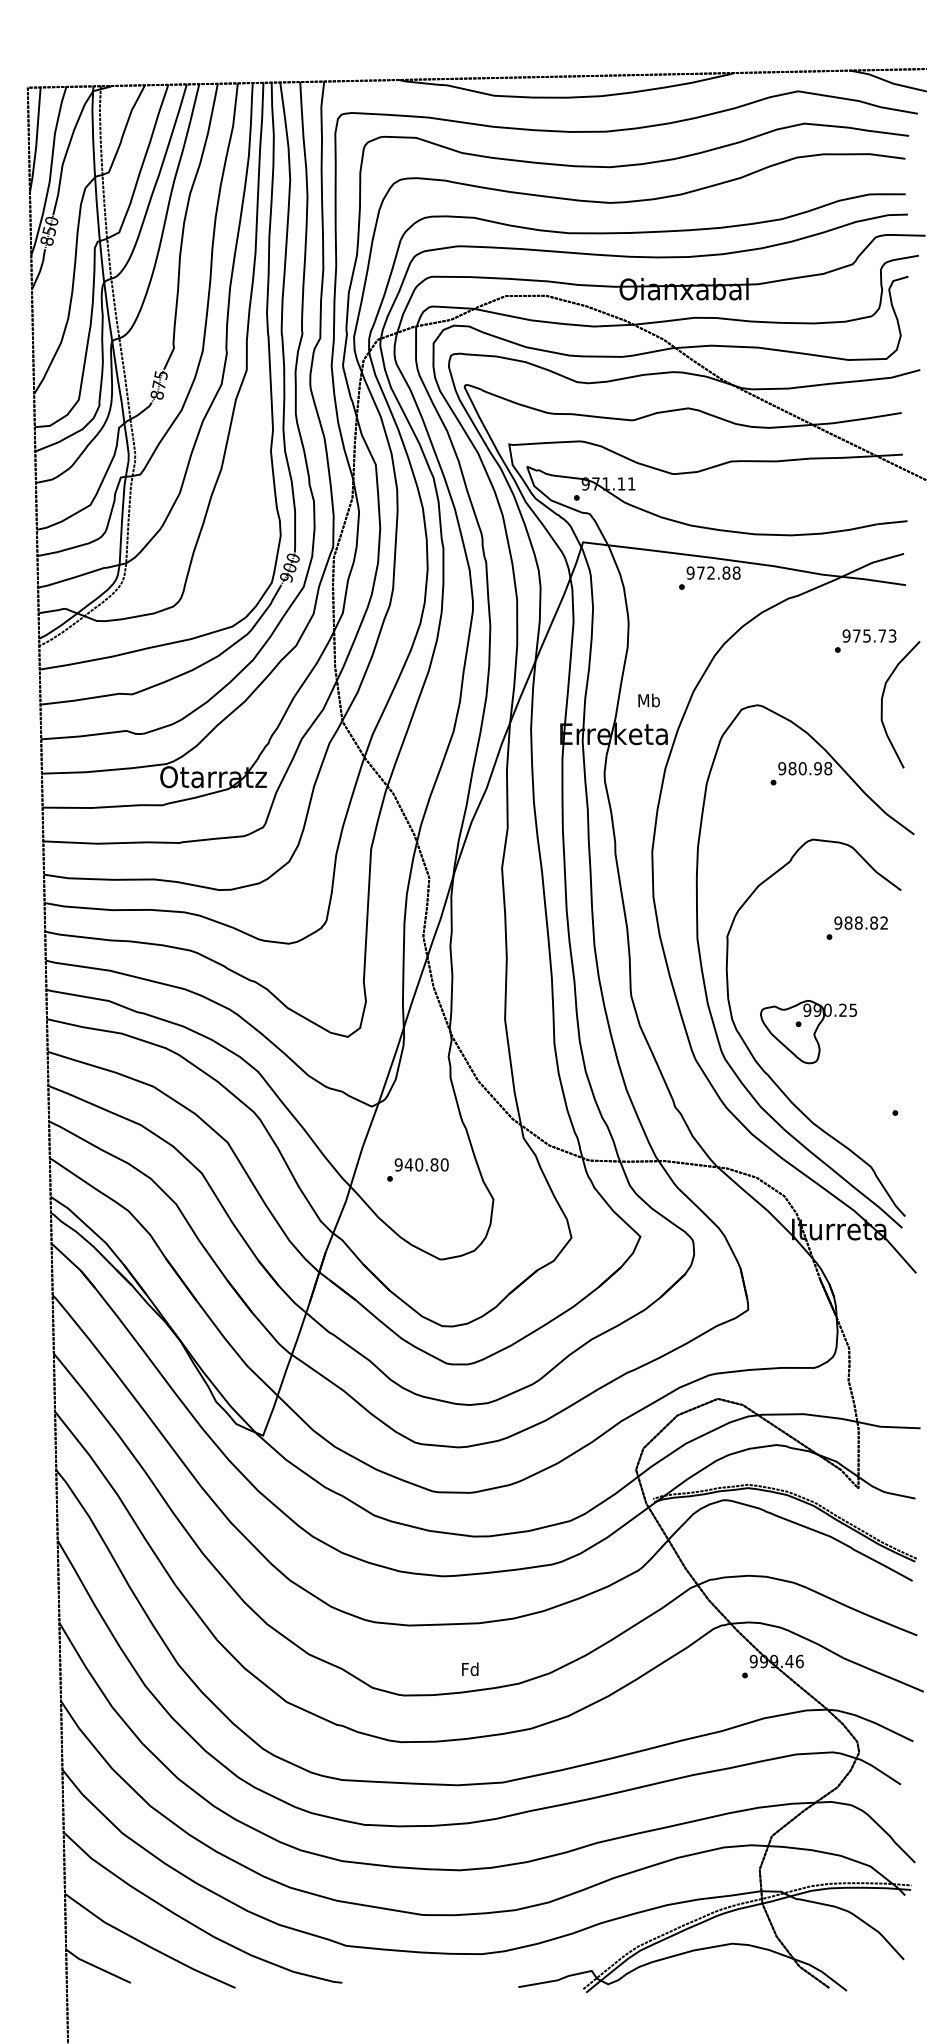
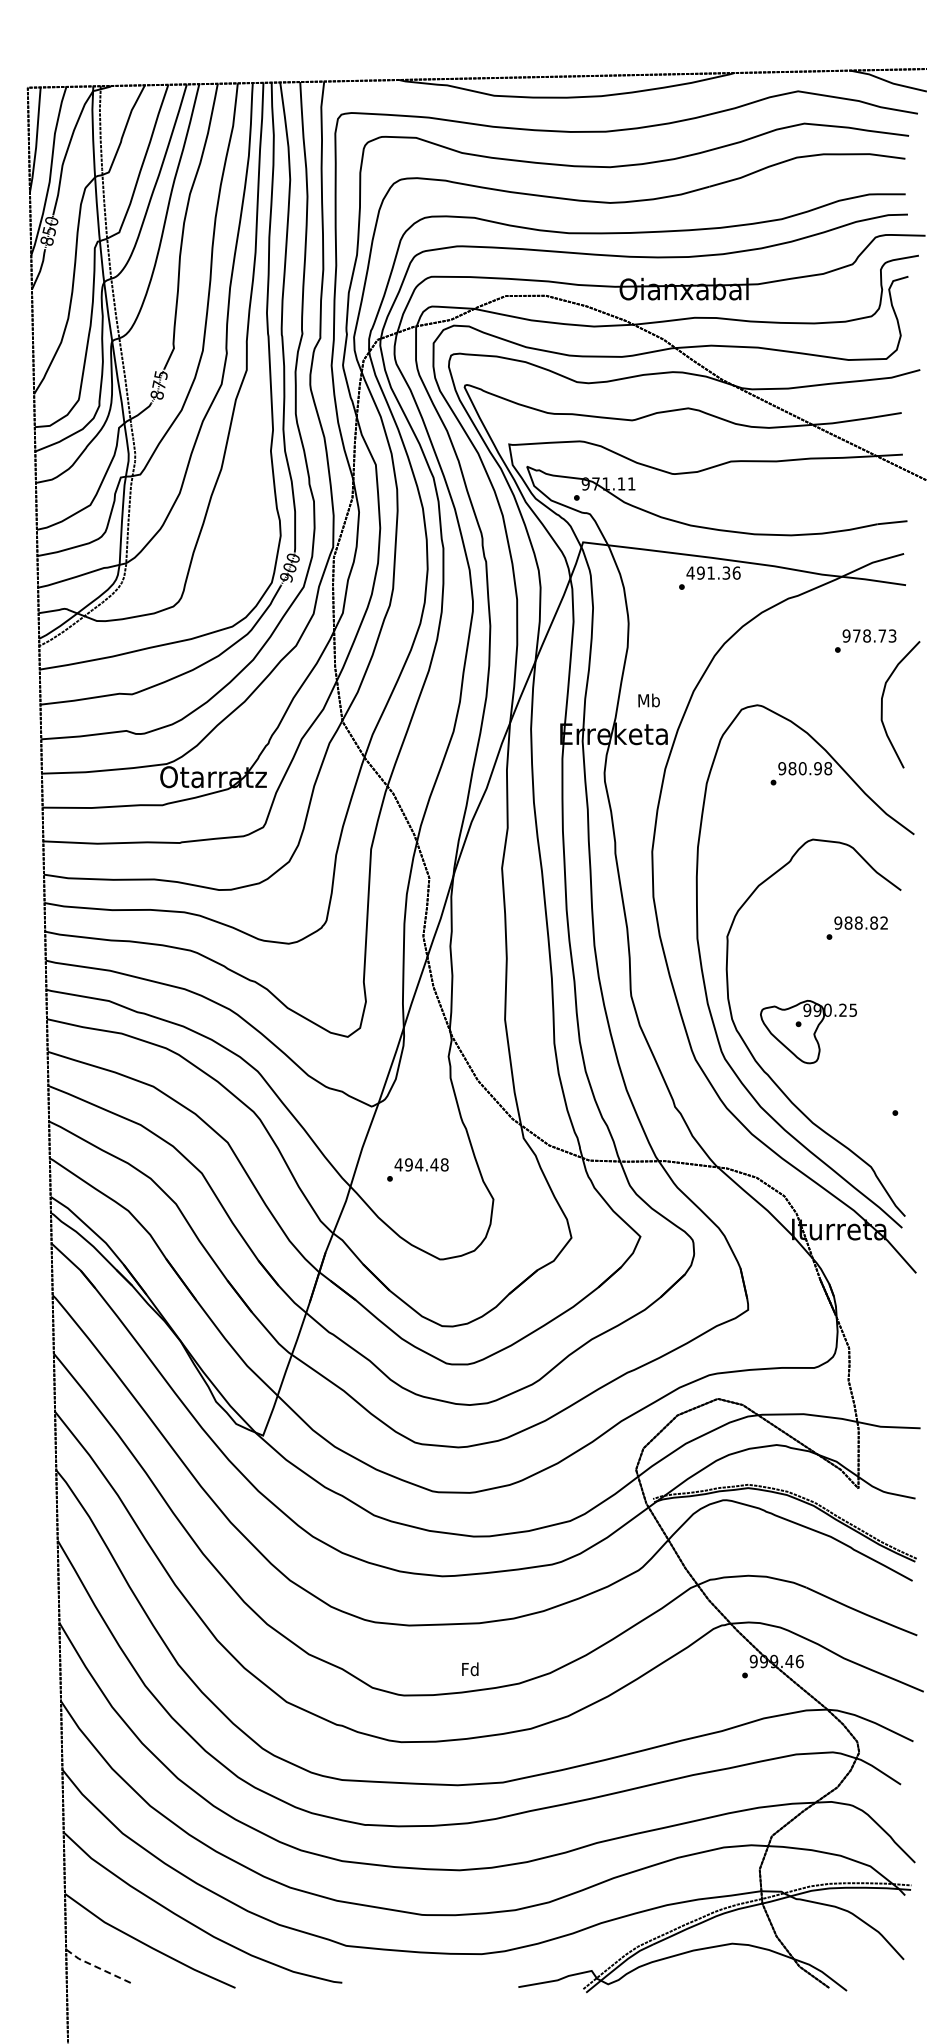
text: 972.88 -> 491.36 (713, 572)
text: 975.73 -> 978.73 (866, 635)
text: 940.80 -> 494.48 (421, 1164)
line: solid -> dashed (97, 1967)
